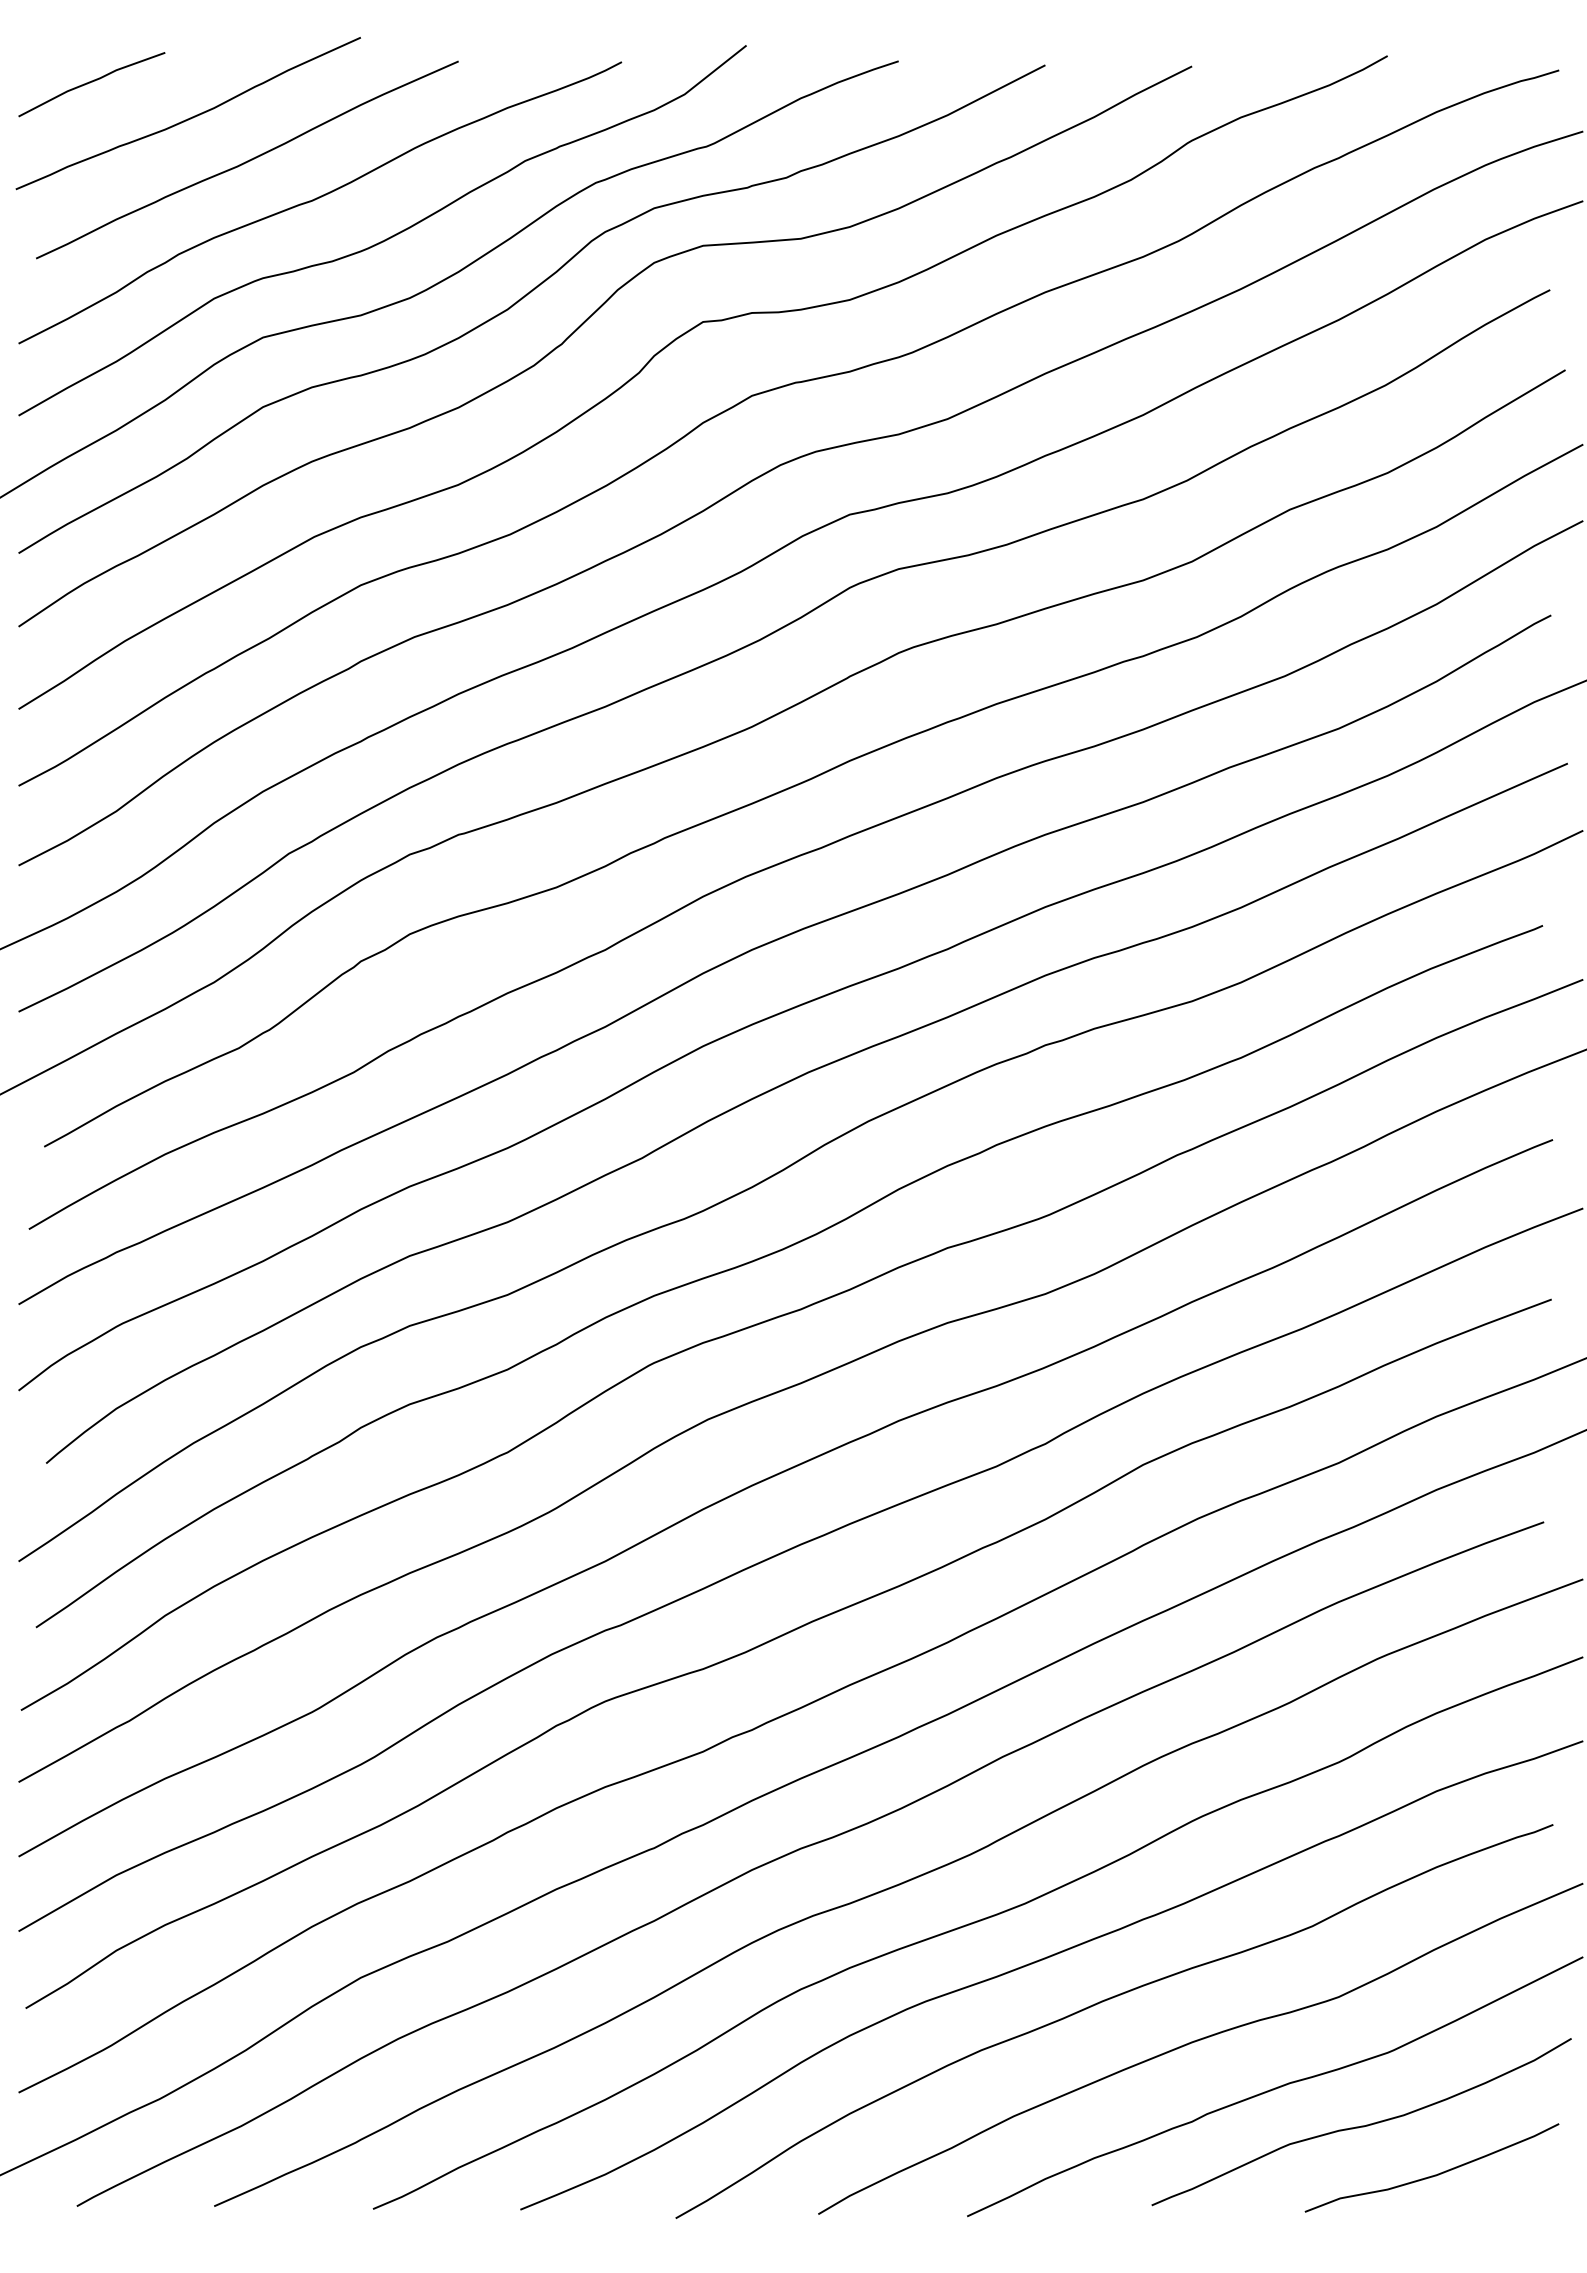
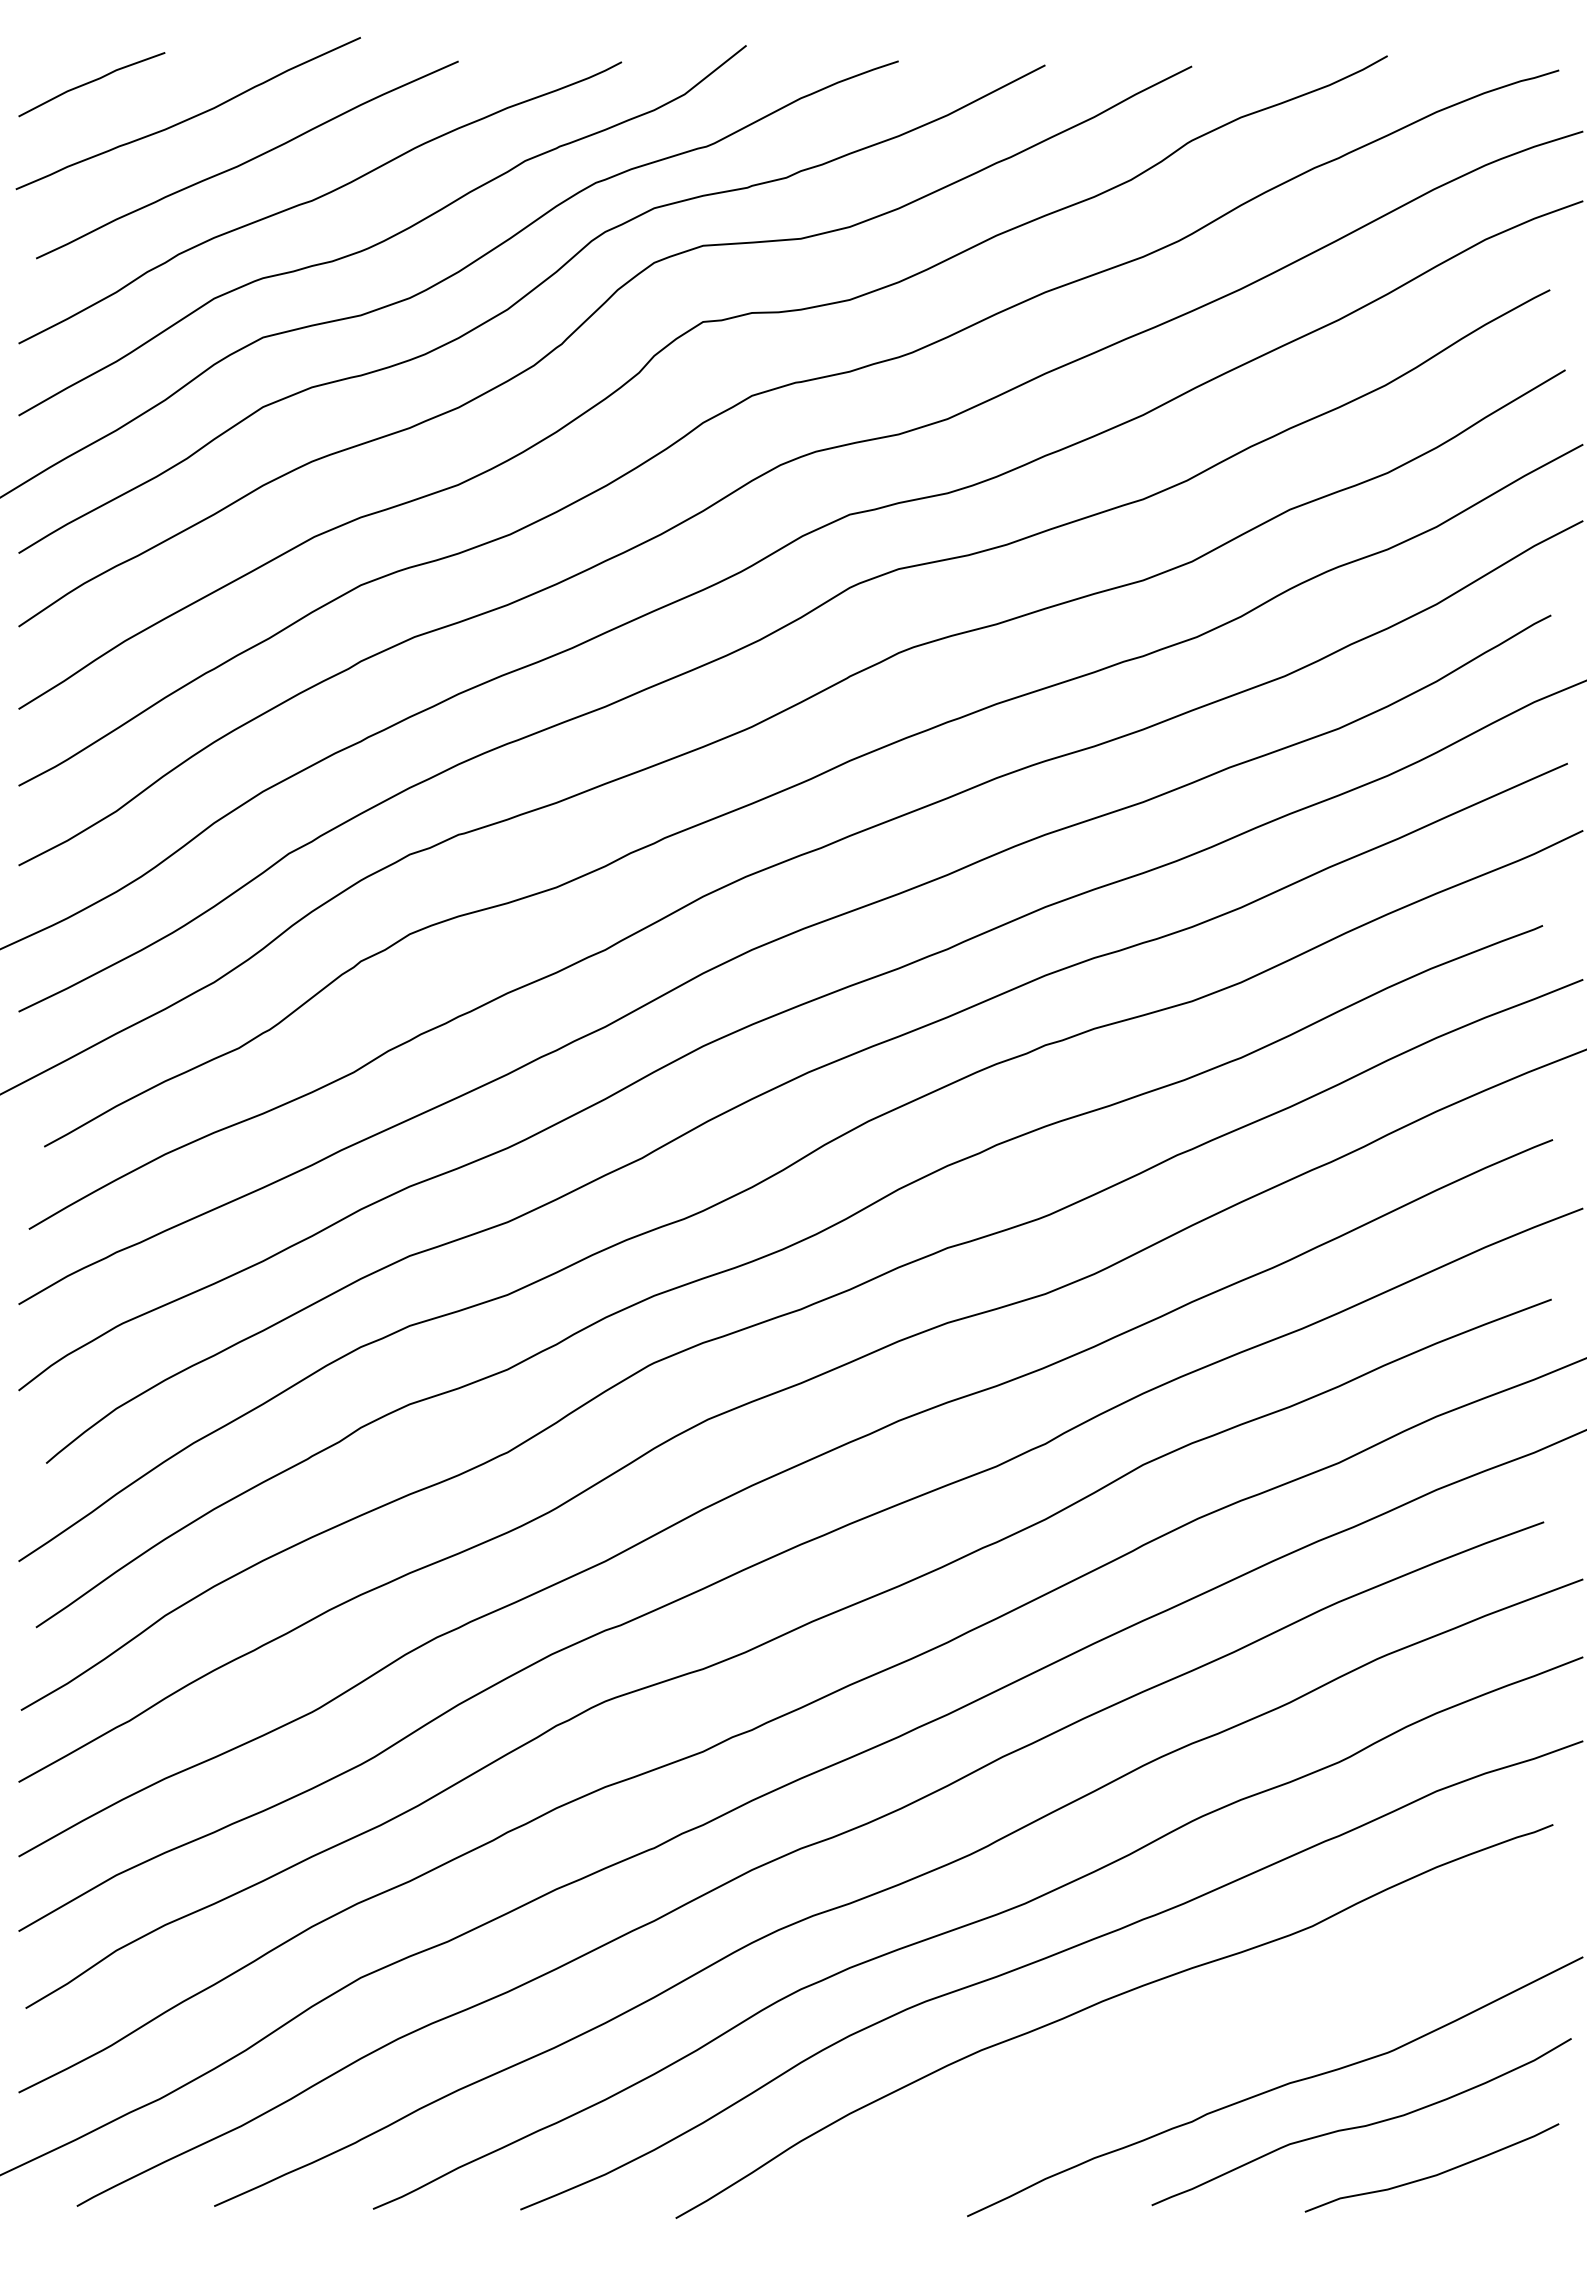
curve: present -> none (1198, 2041)
